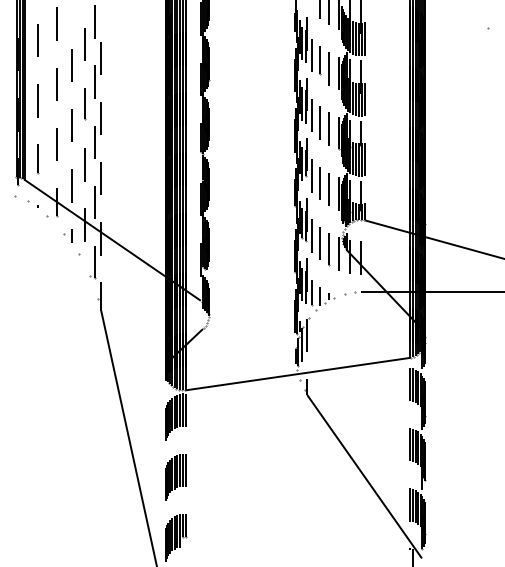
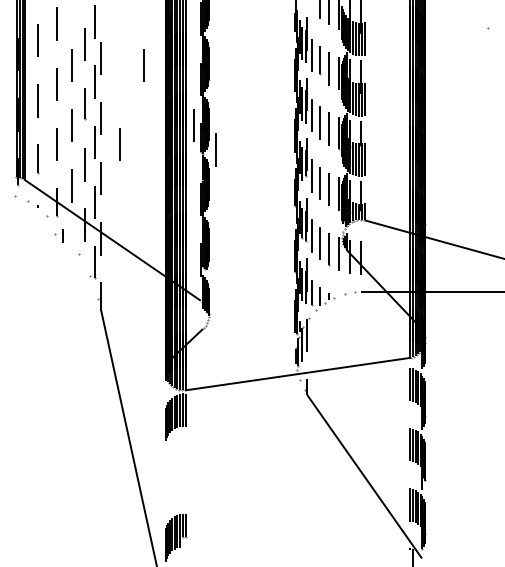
line: none -> present (143, 65)
line: none -> present (193, 125)
line: none -> present (119, 144)
line: none -> present (215, 149)
part position: (67, 235) -> (58, 235) (58, 235)
part: present -> none (175, 477)
